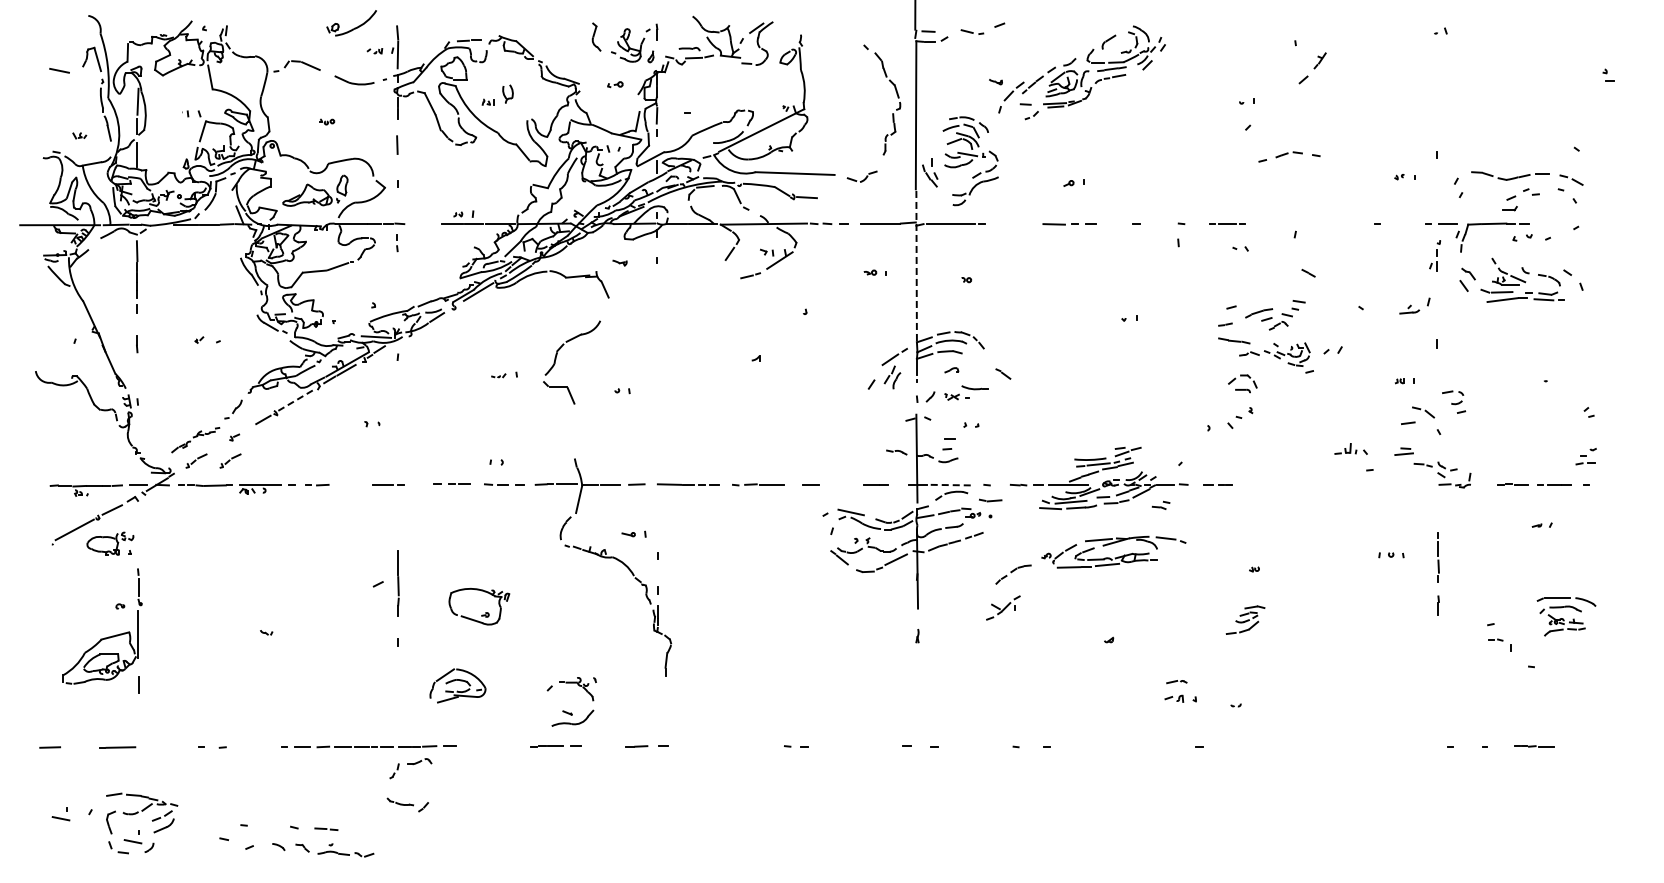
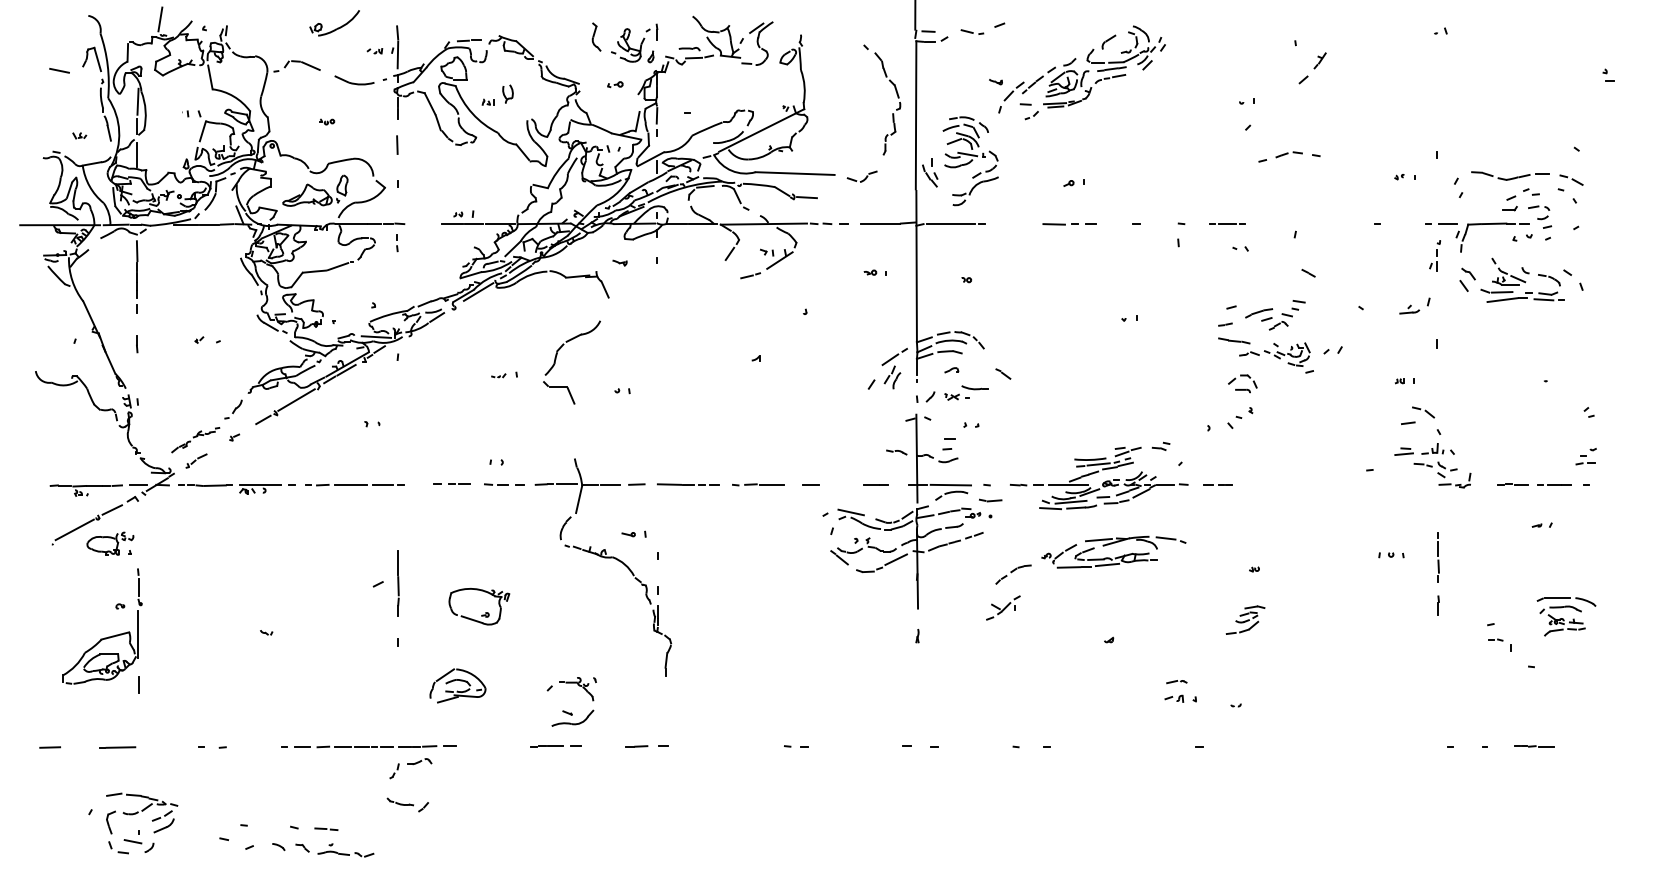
line: none -> present (160, 19)
part position: (351, 23) -> (334, 23) (334, 23)
line: dashed -> solid (916, 266)
line: dashed -> solid (296, 399)
part position: (1454, 401) -> (1540, 216) (1540, 216)
part position: (1350, 448) -> (1437, 448) (1437, 448)
part: present -> none (230, 460)
line: none -> present (351, 484)
line: dashed -> solid (951, 485)
part position: (1160, 504) -> (1160, 445) (1160, 445)
part: present -> none (60, 814)
